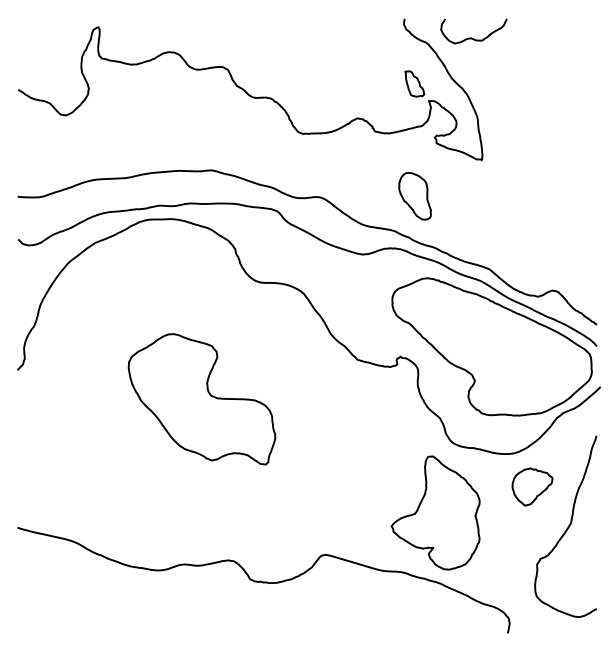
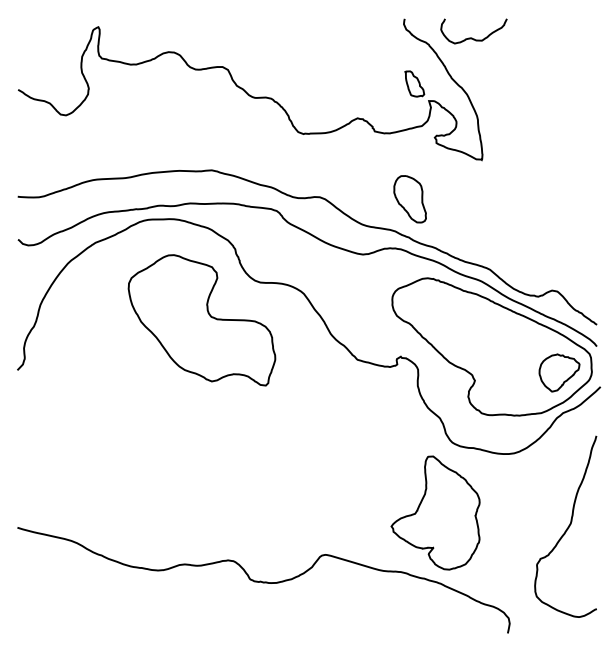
part position: (414, 196) -> (409, 199) (409, 199)
part position: (201, 399) -> (201, 320) (201, 320)
part position: (532, 486) -> (559, 372) (559, 372)
